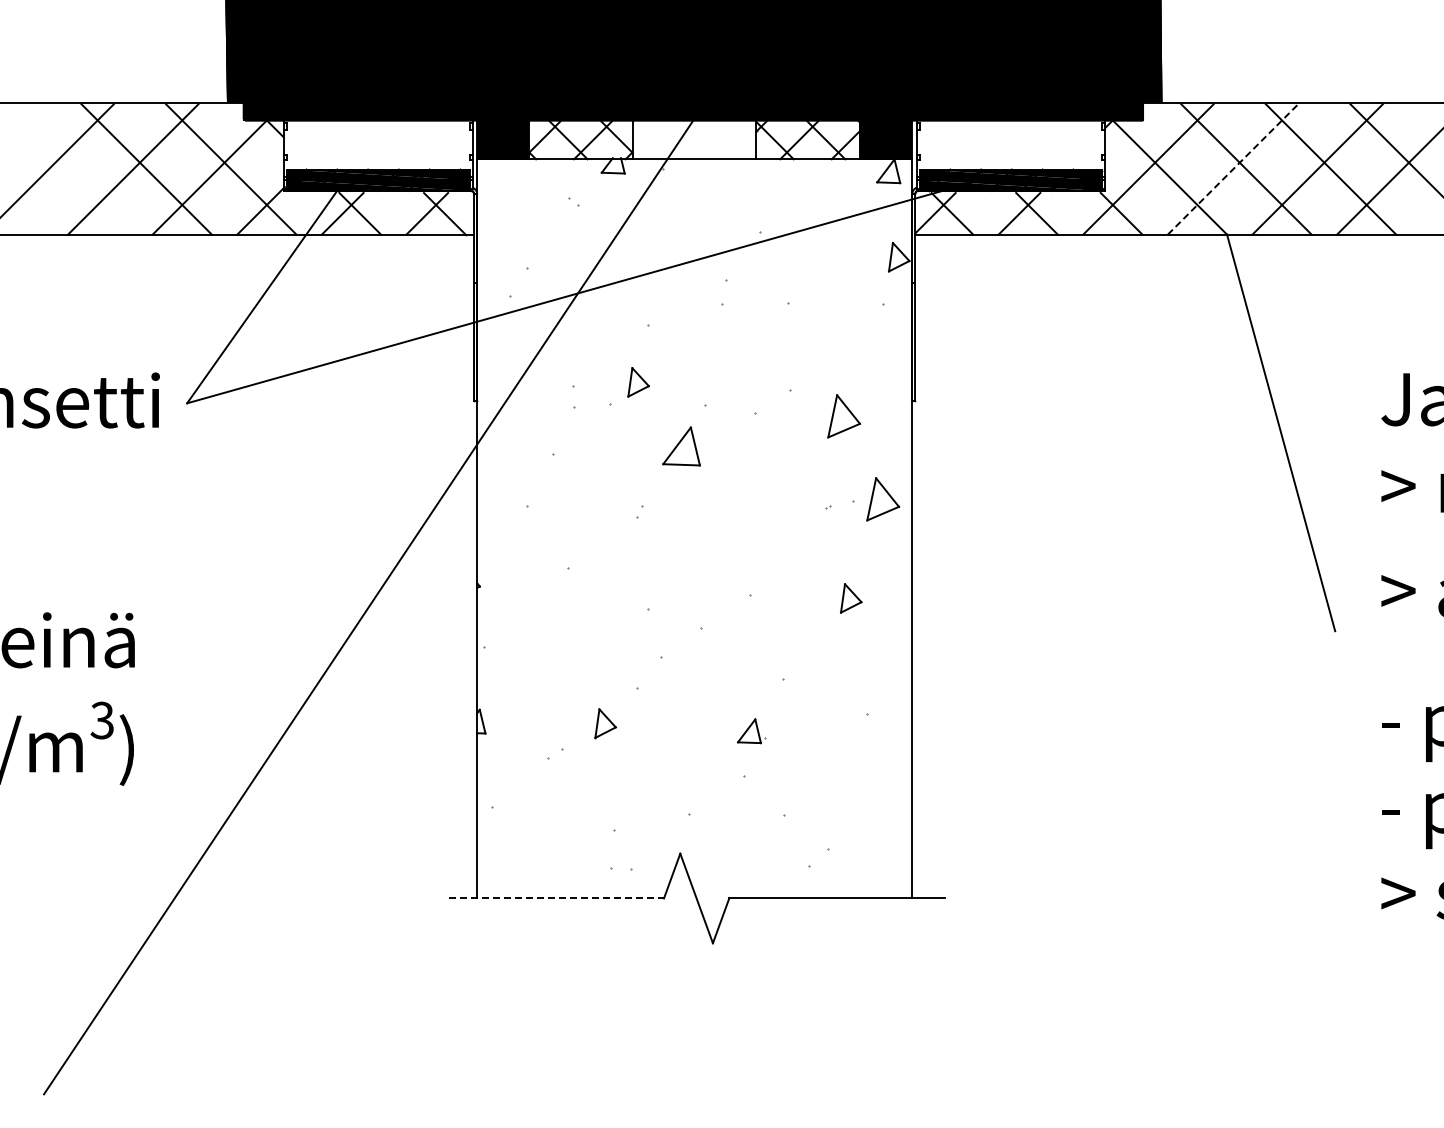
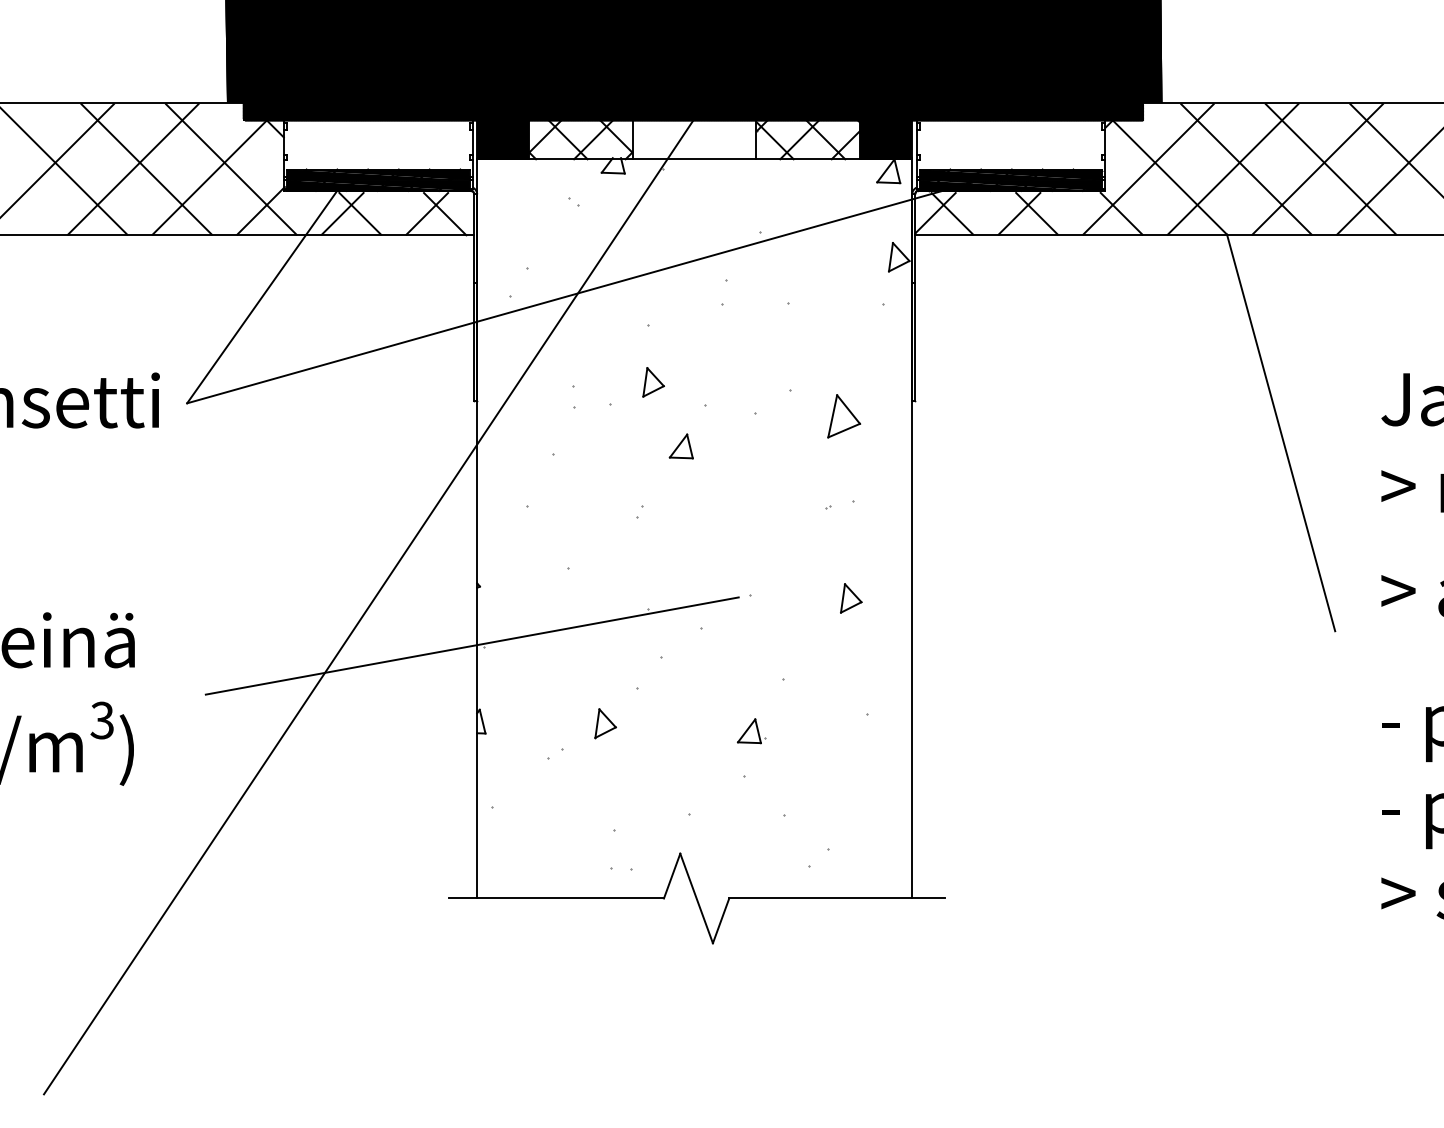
line: dashed -> solid (1233, 169)
line: none -> present (64, 171)
part position: (638, 382) -> (653, 382) (653, 382)
part size: 39x41 px -> 26x27 px (680, 446)
part: present -> none (883, 499)
line: none -> present (471, 645)
line: dashed -> solid (556, 898)
